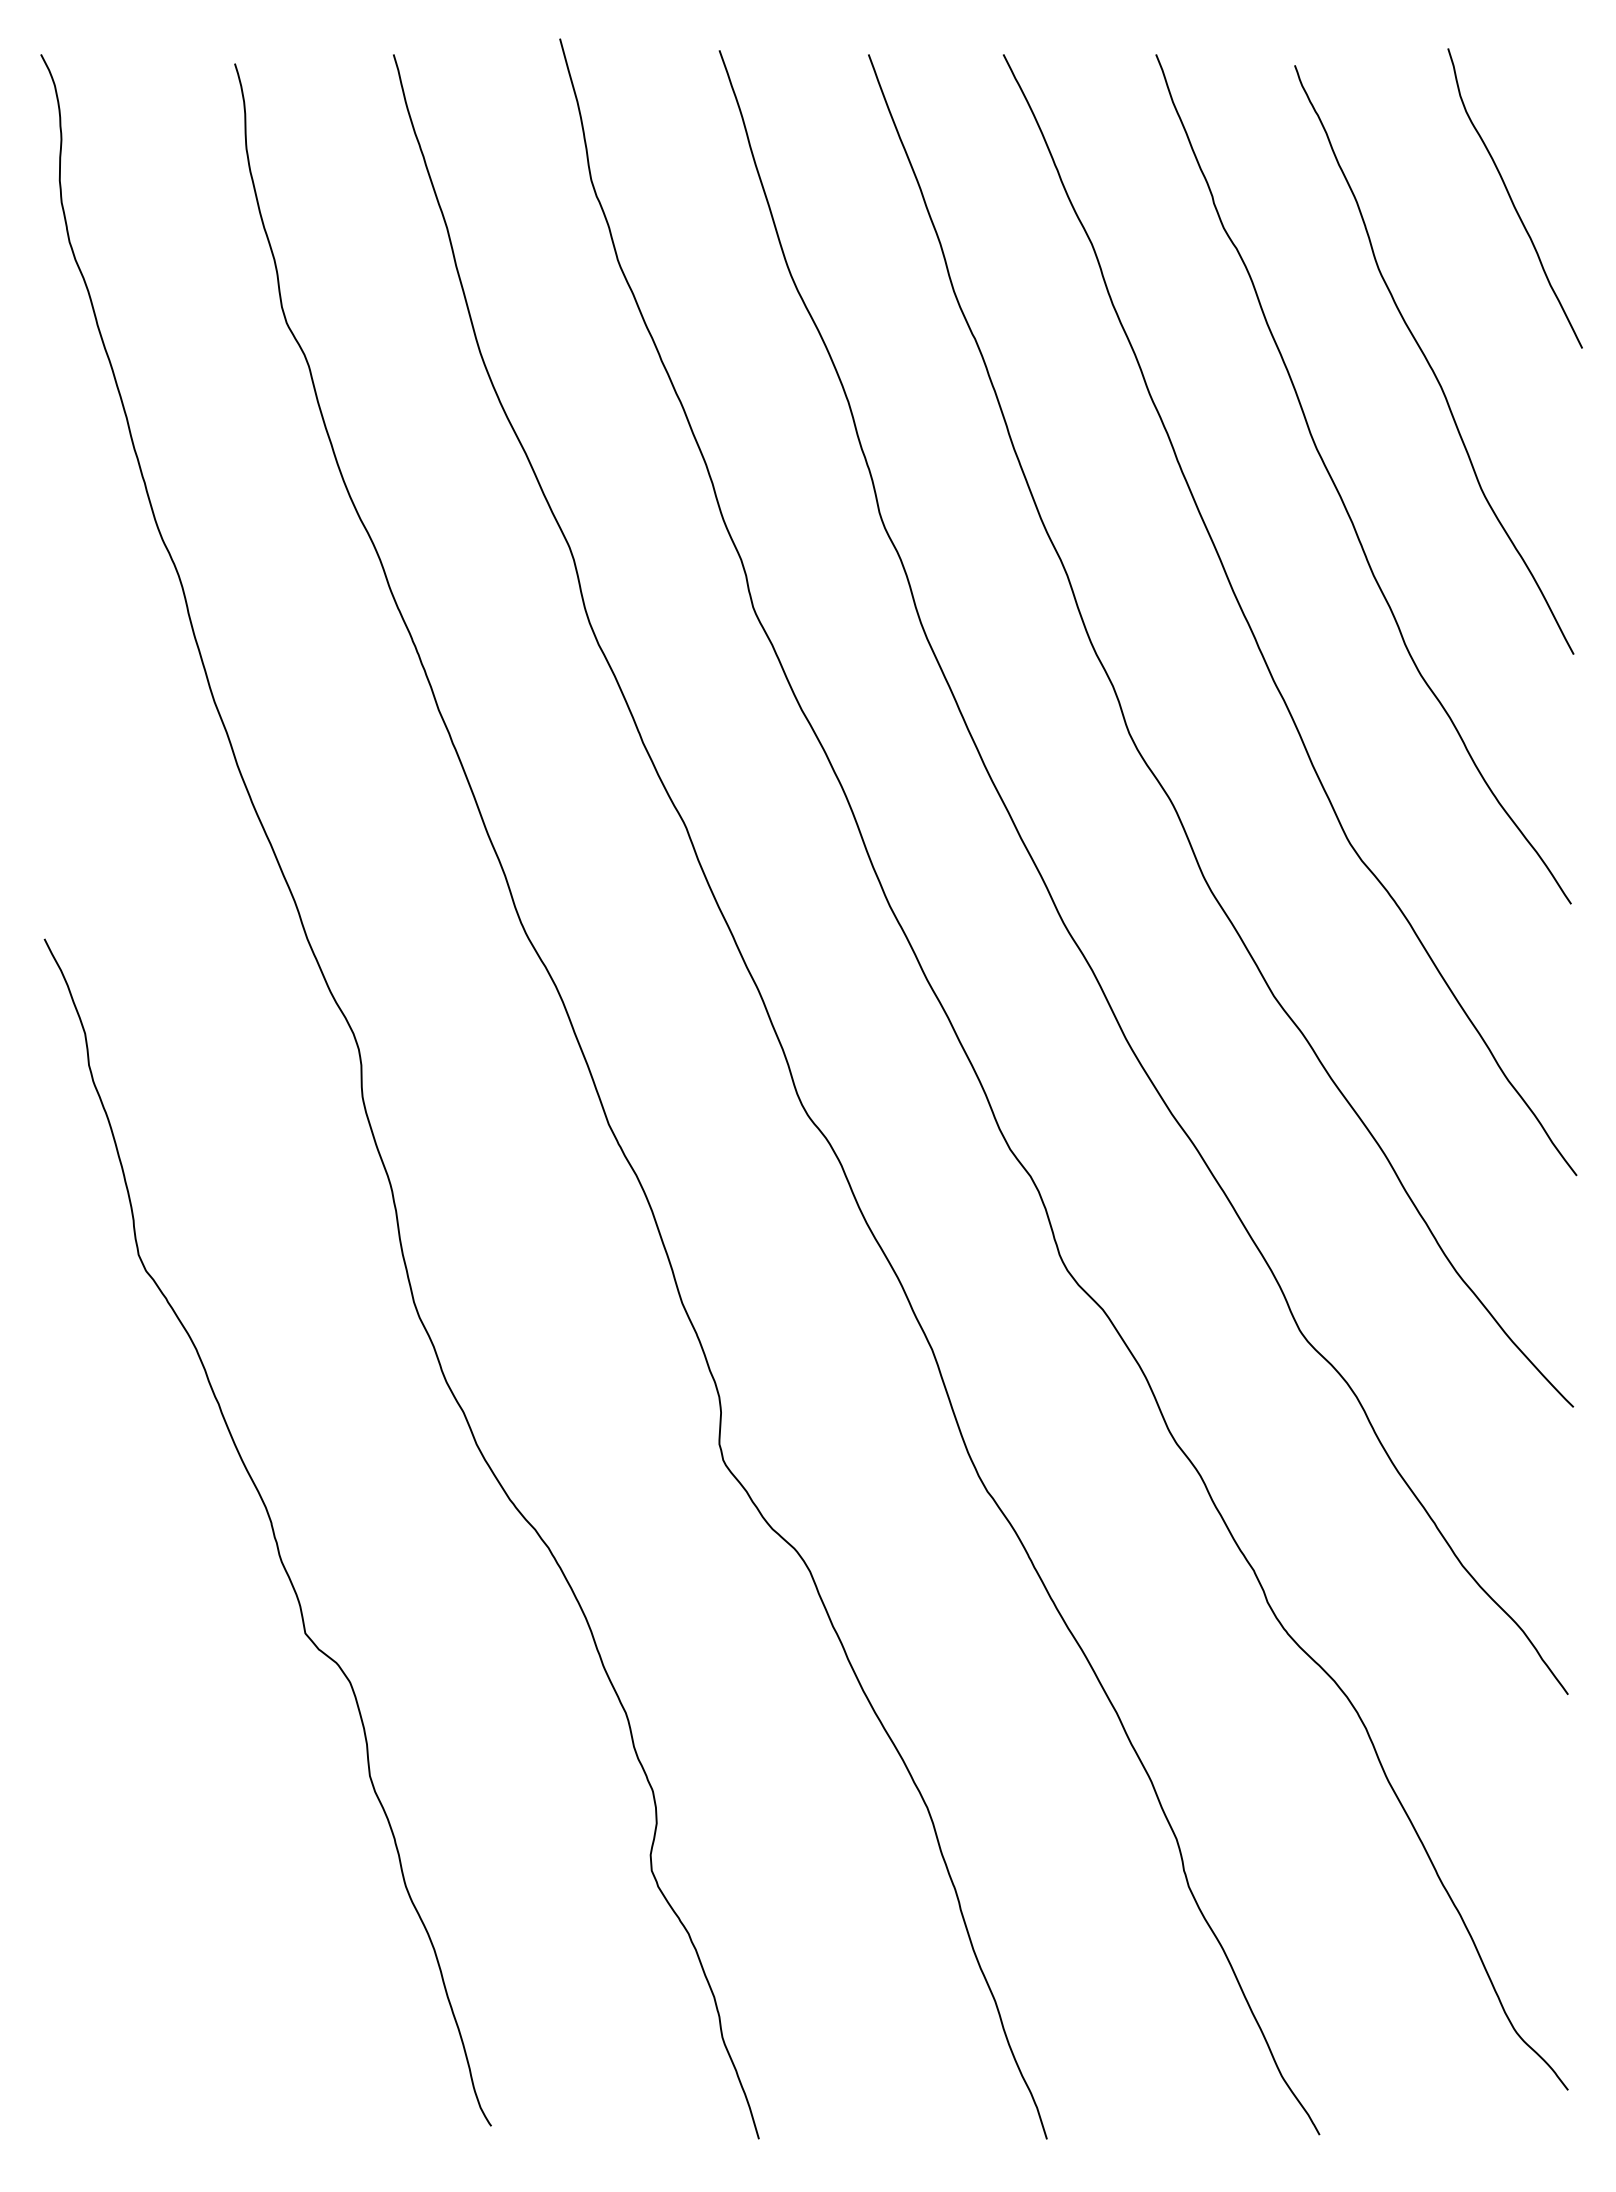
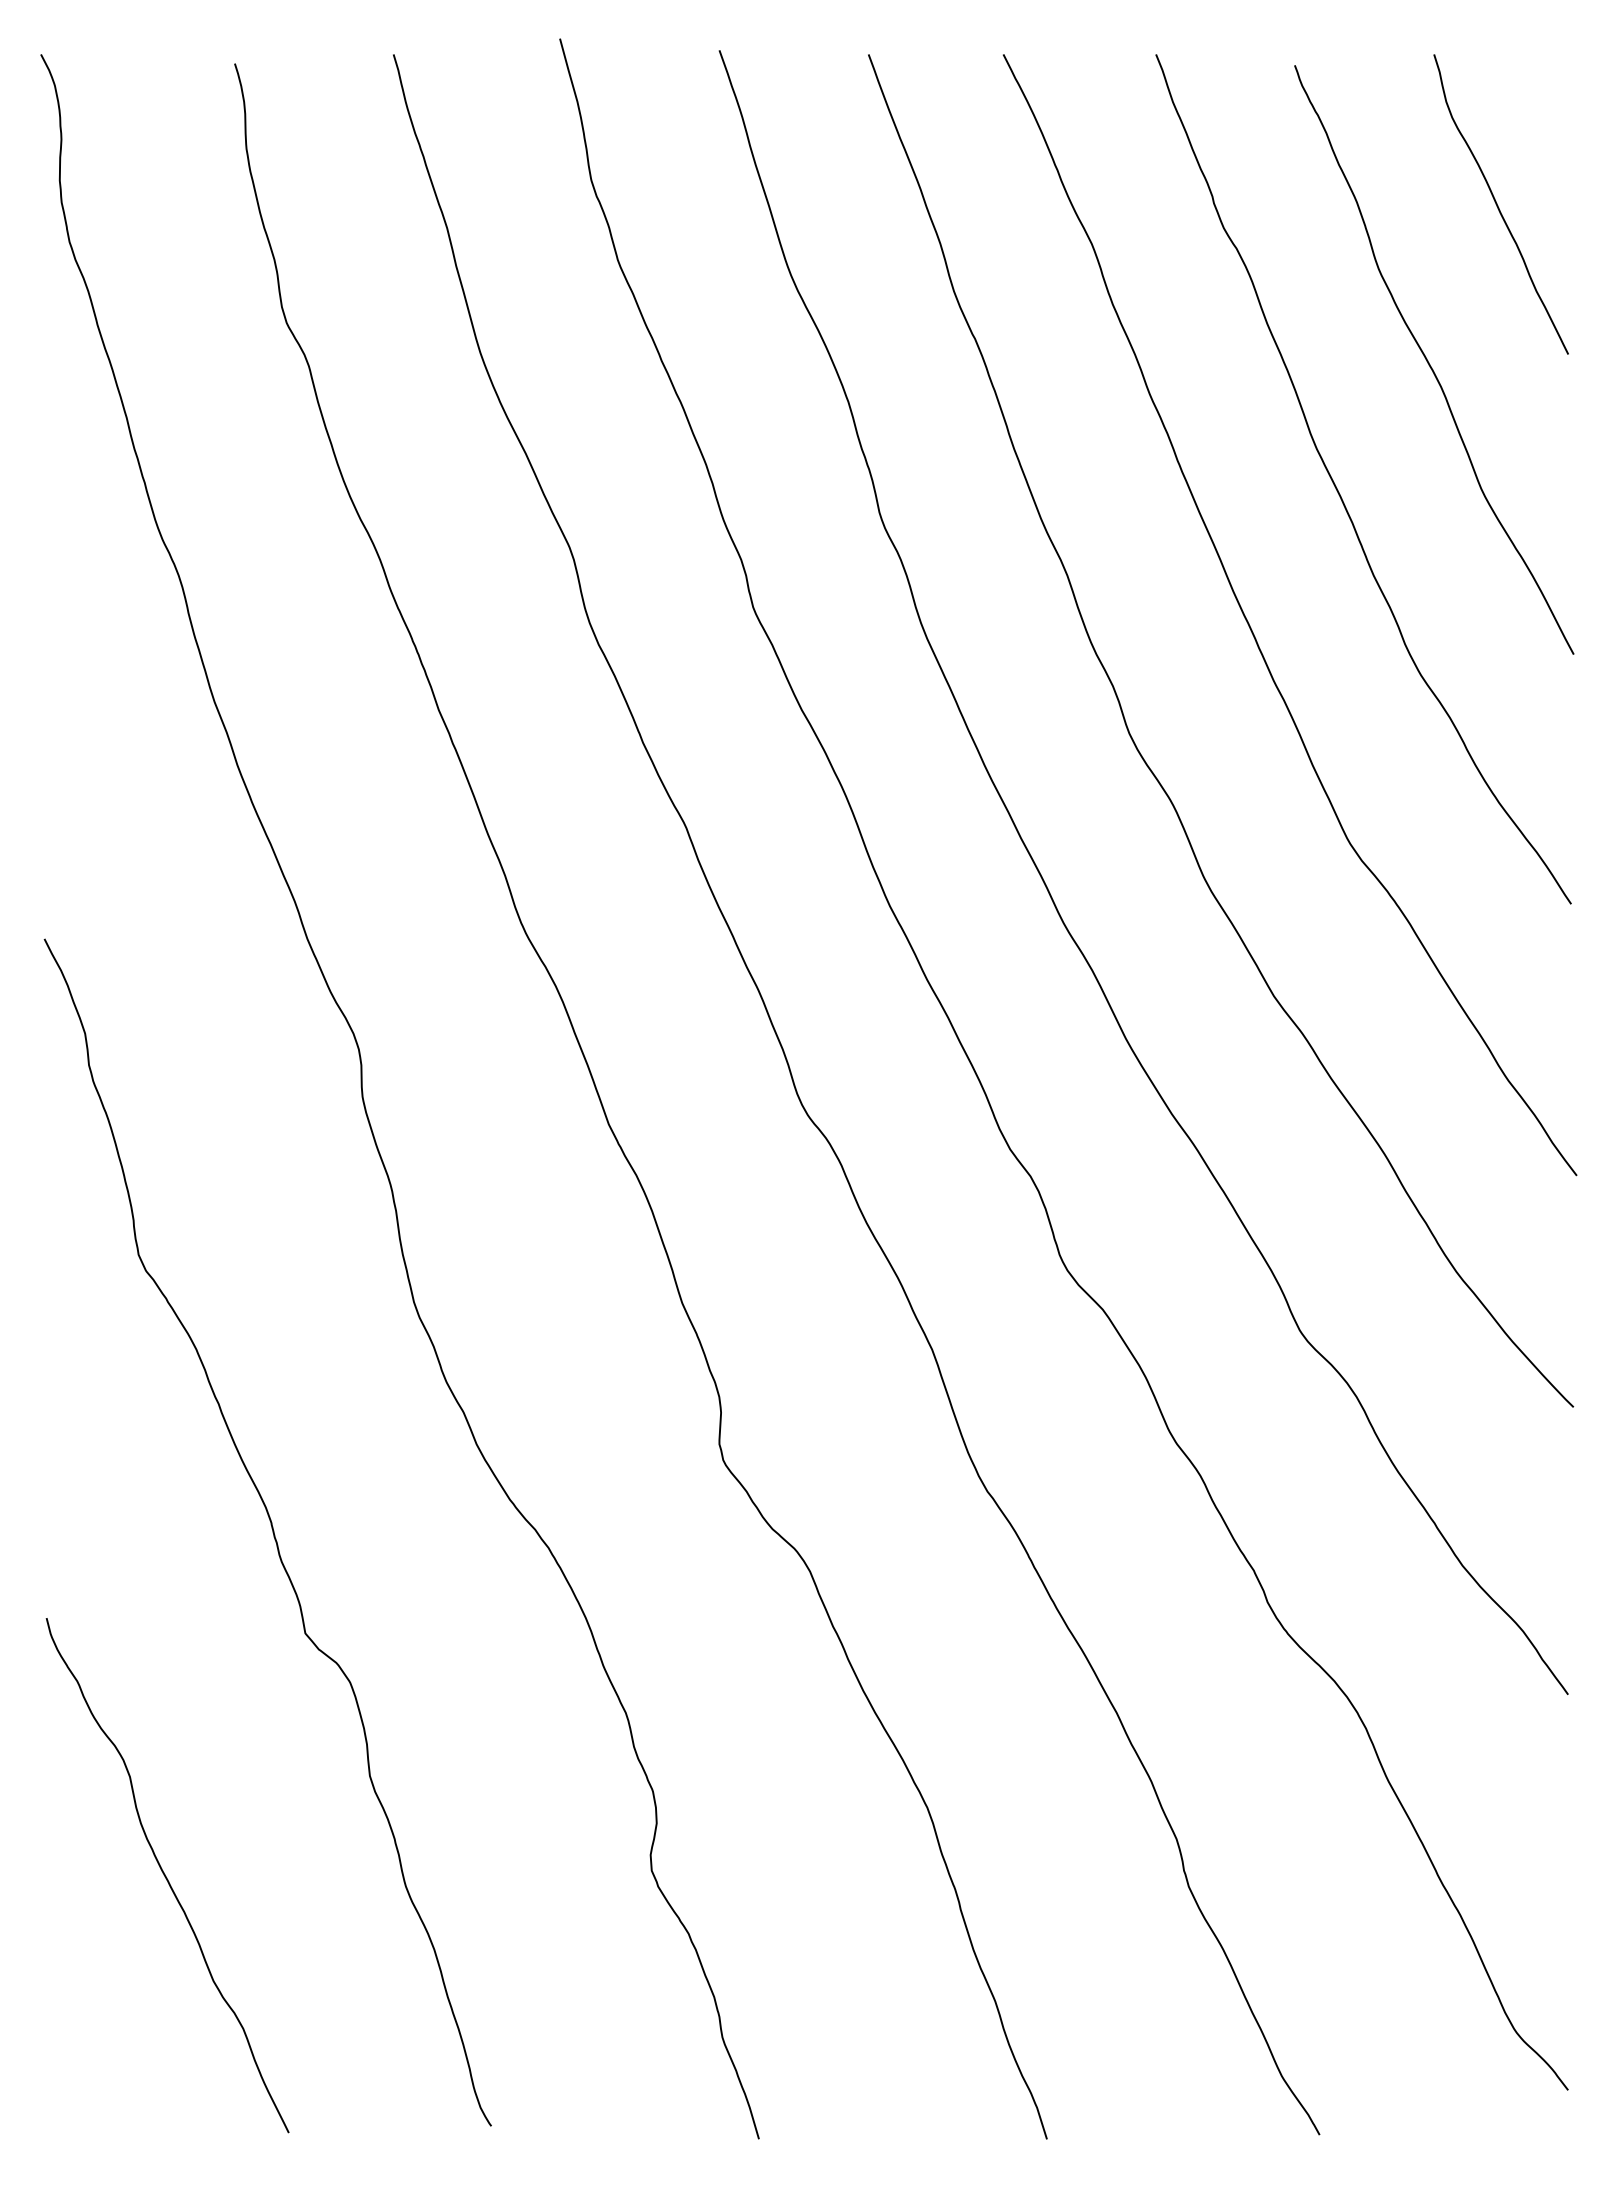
curve position: (1512, 199) -> (1498, 205) (1498, 205)
curve: none -> present (166, 1876)
